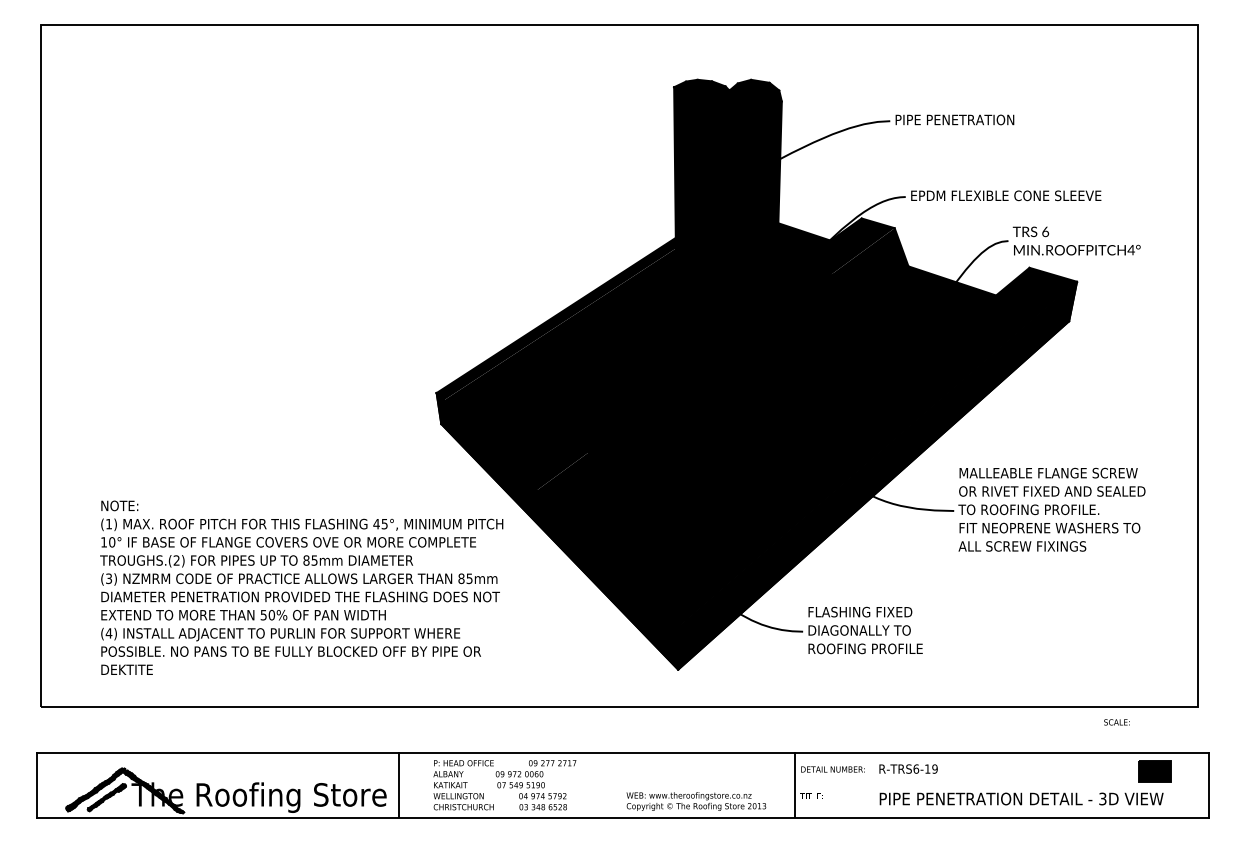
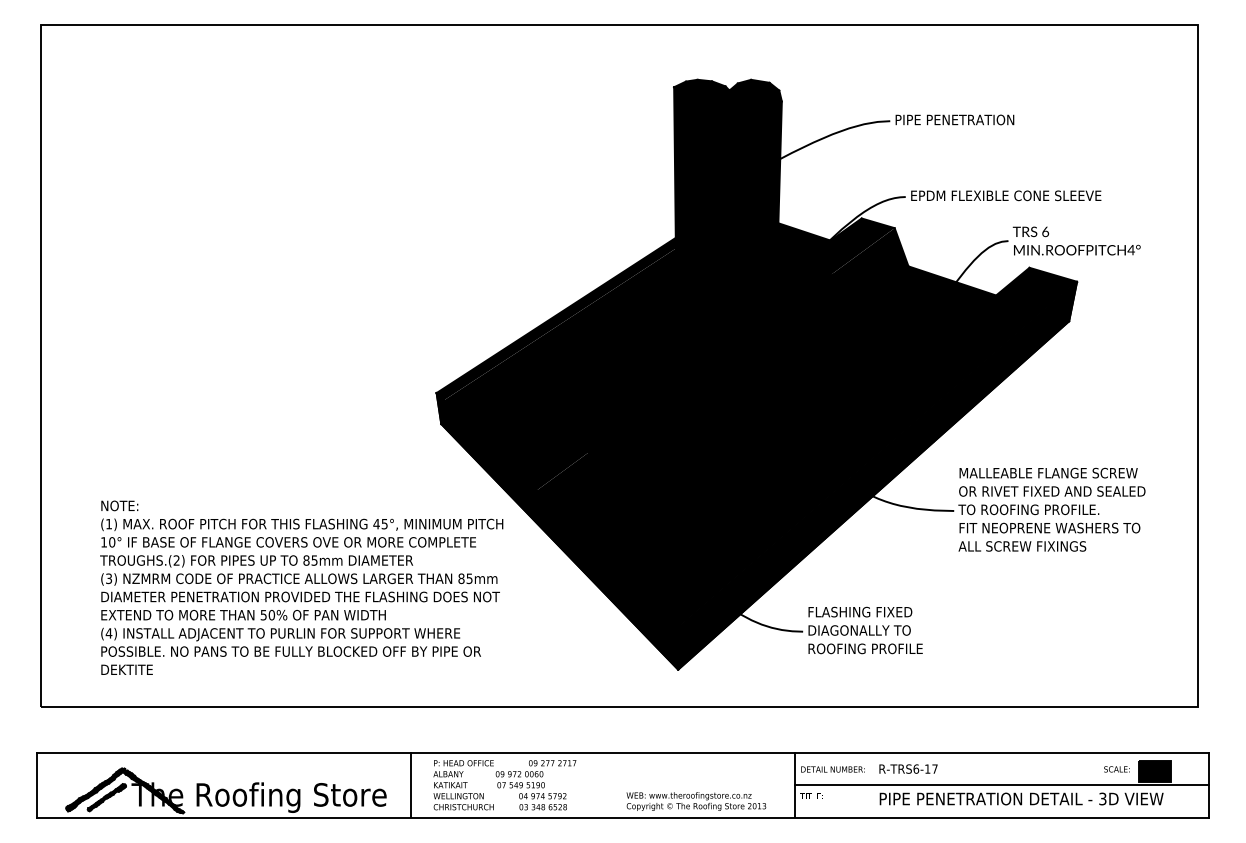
text position: (1116, 722) -> (1116, 769) (1116, 769)
text: R-TRS6-19 -> R-TRS6-17 (934, 768)
line position: (399, 784) -> (411, 784) (411, 784)
line: none -> present (1001, 785)
